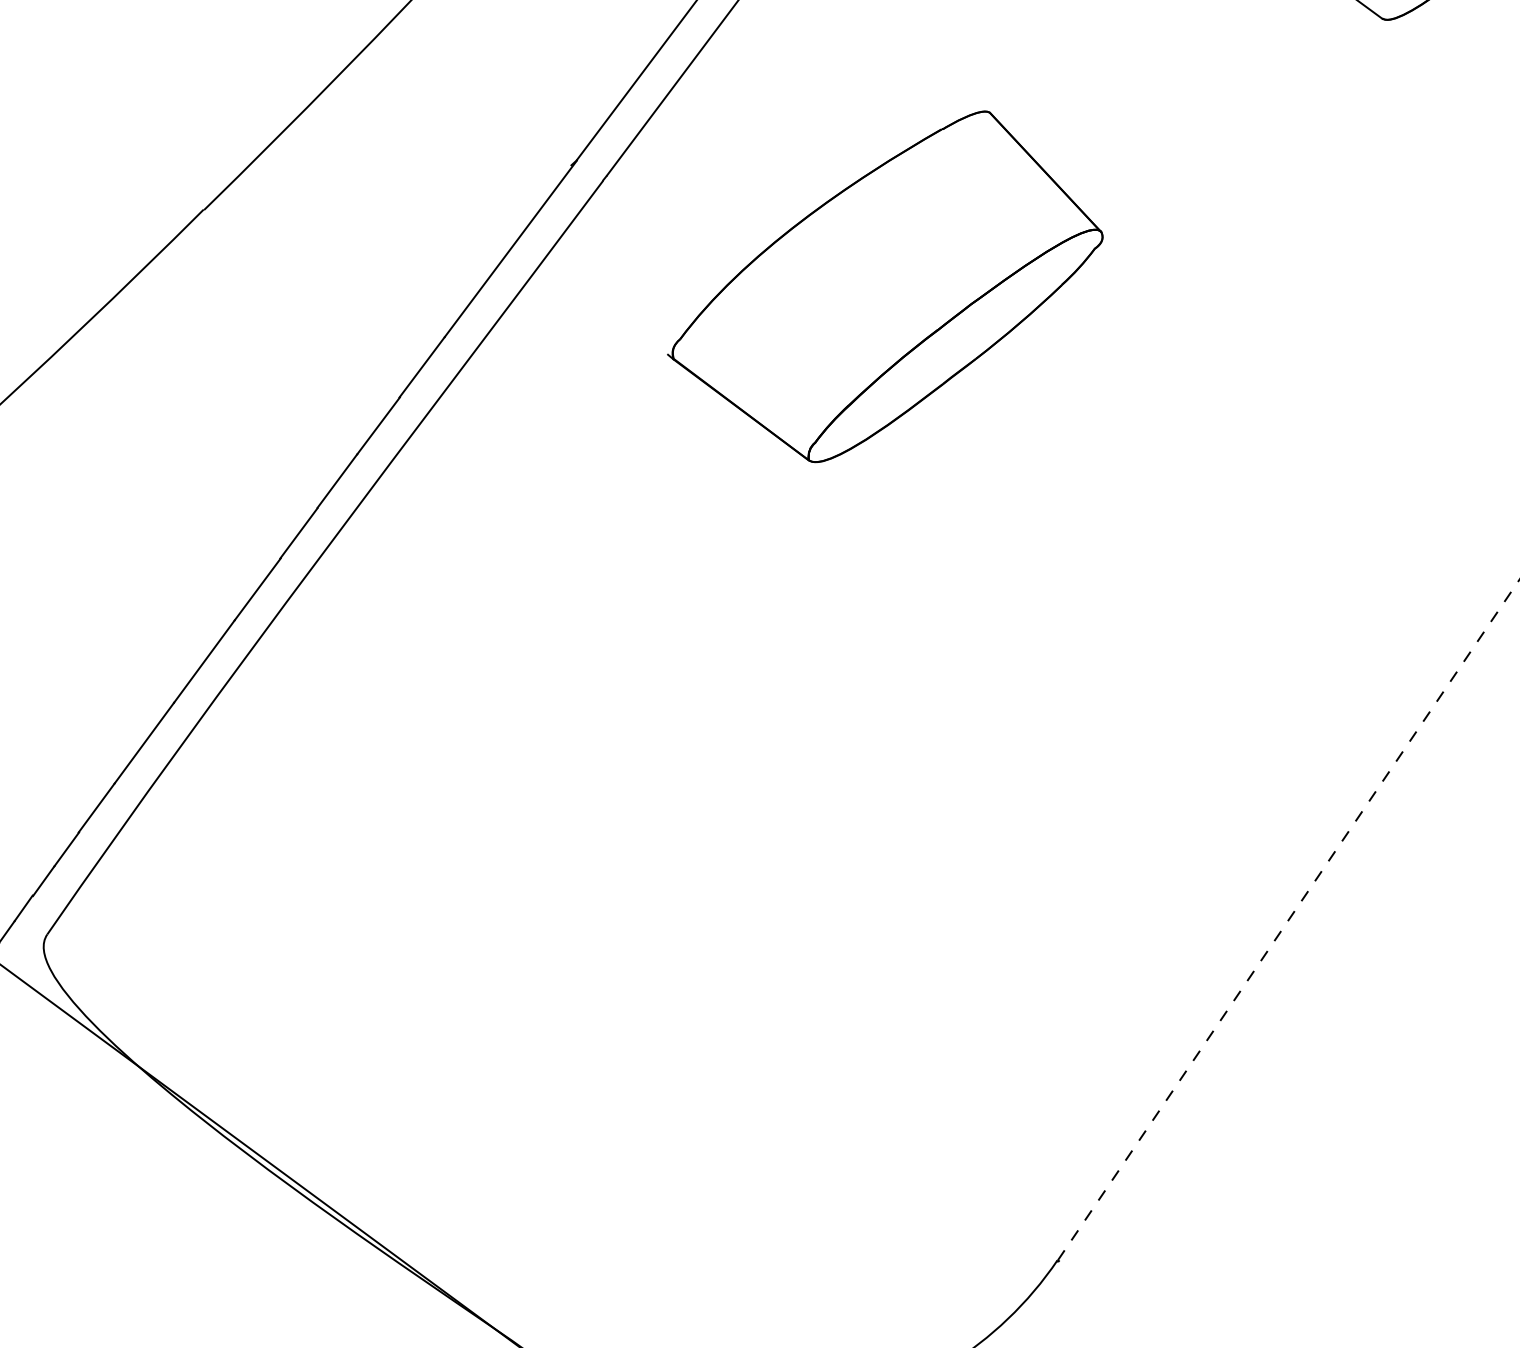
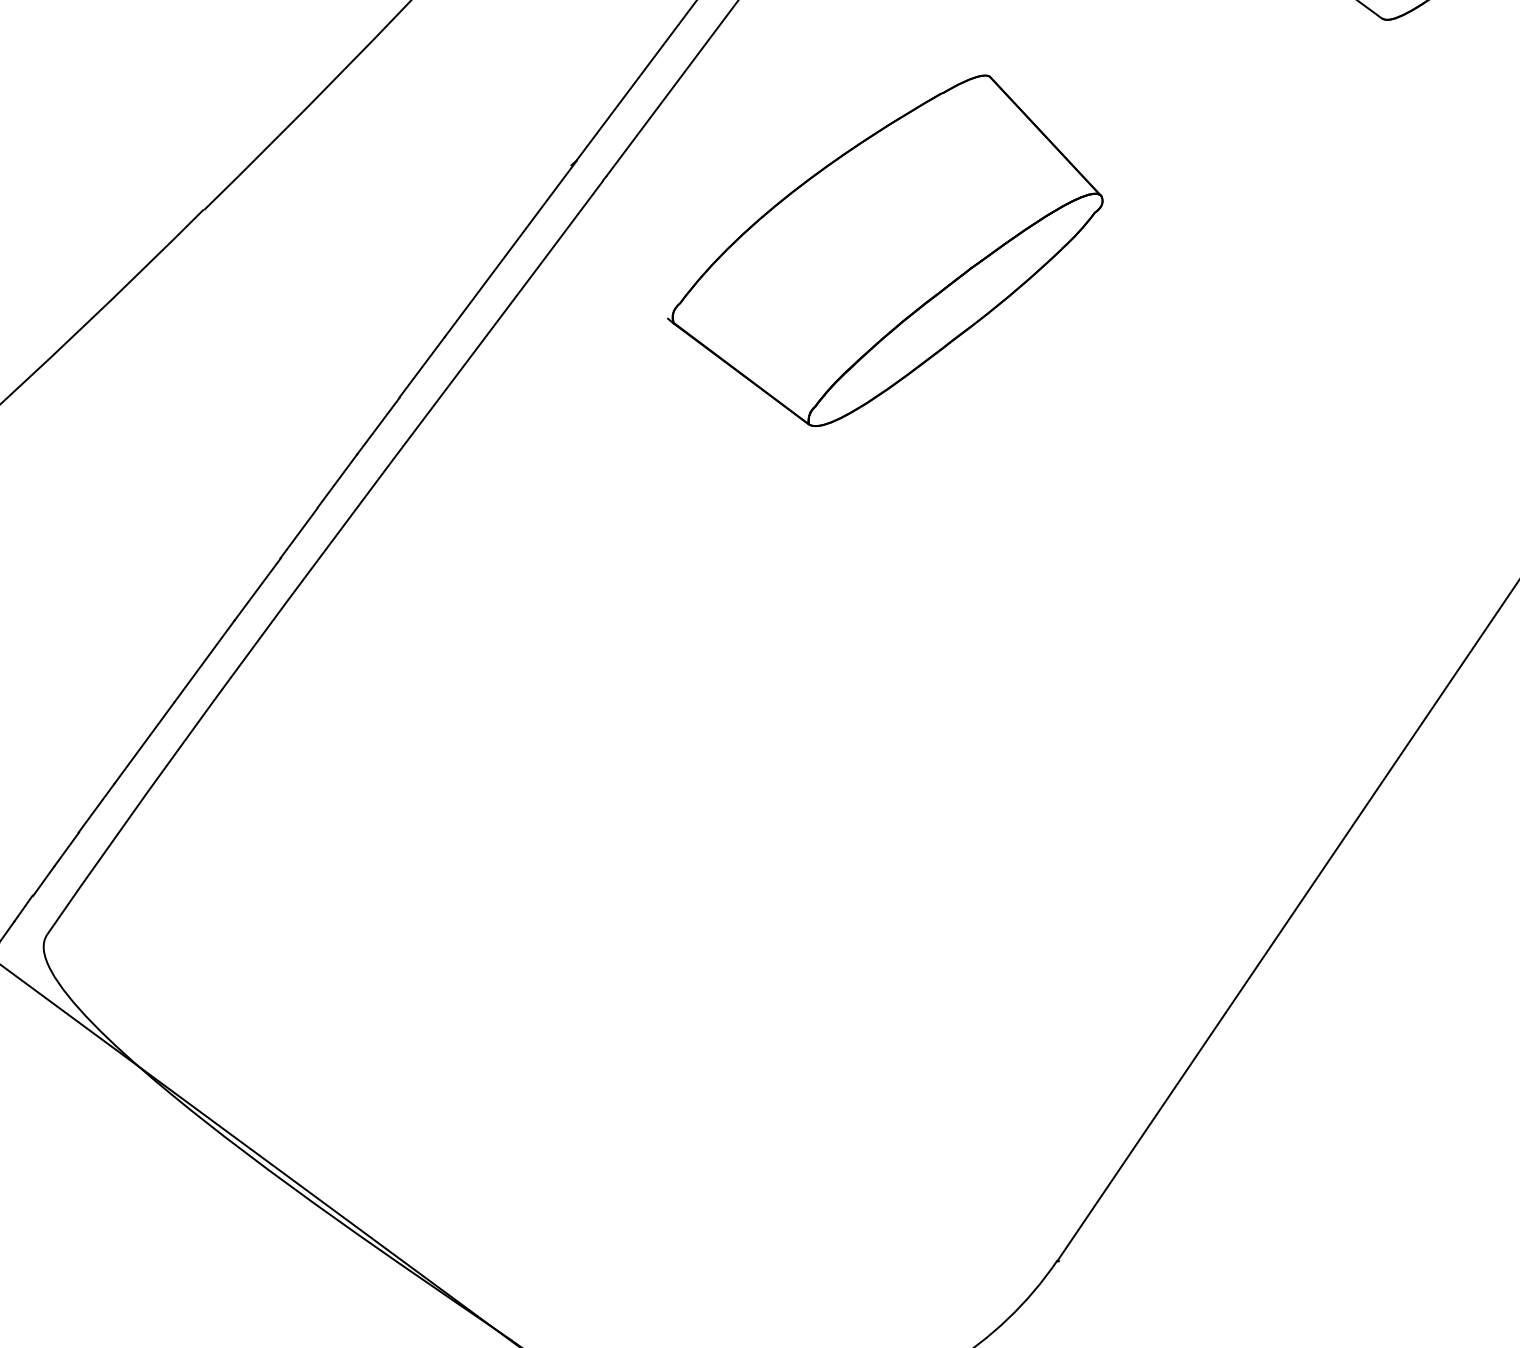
part position: (885, 286) -> (885, 250) (885, 250)
line: dashed -> solid (1289, 919)
